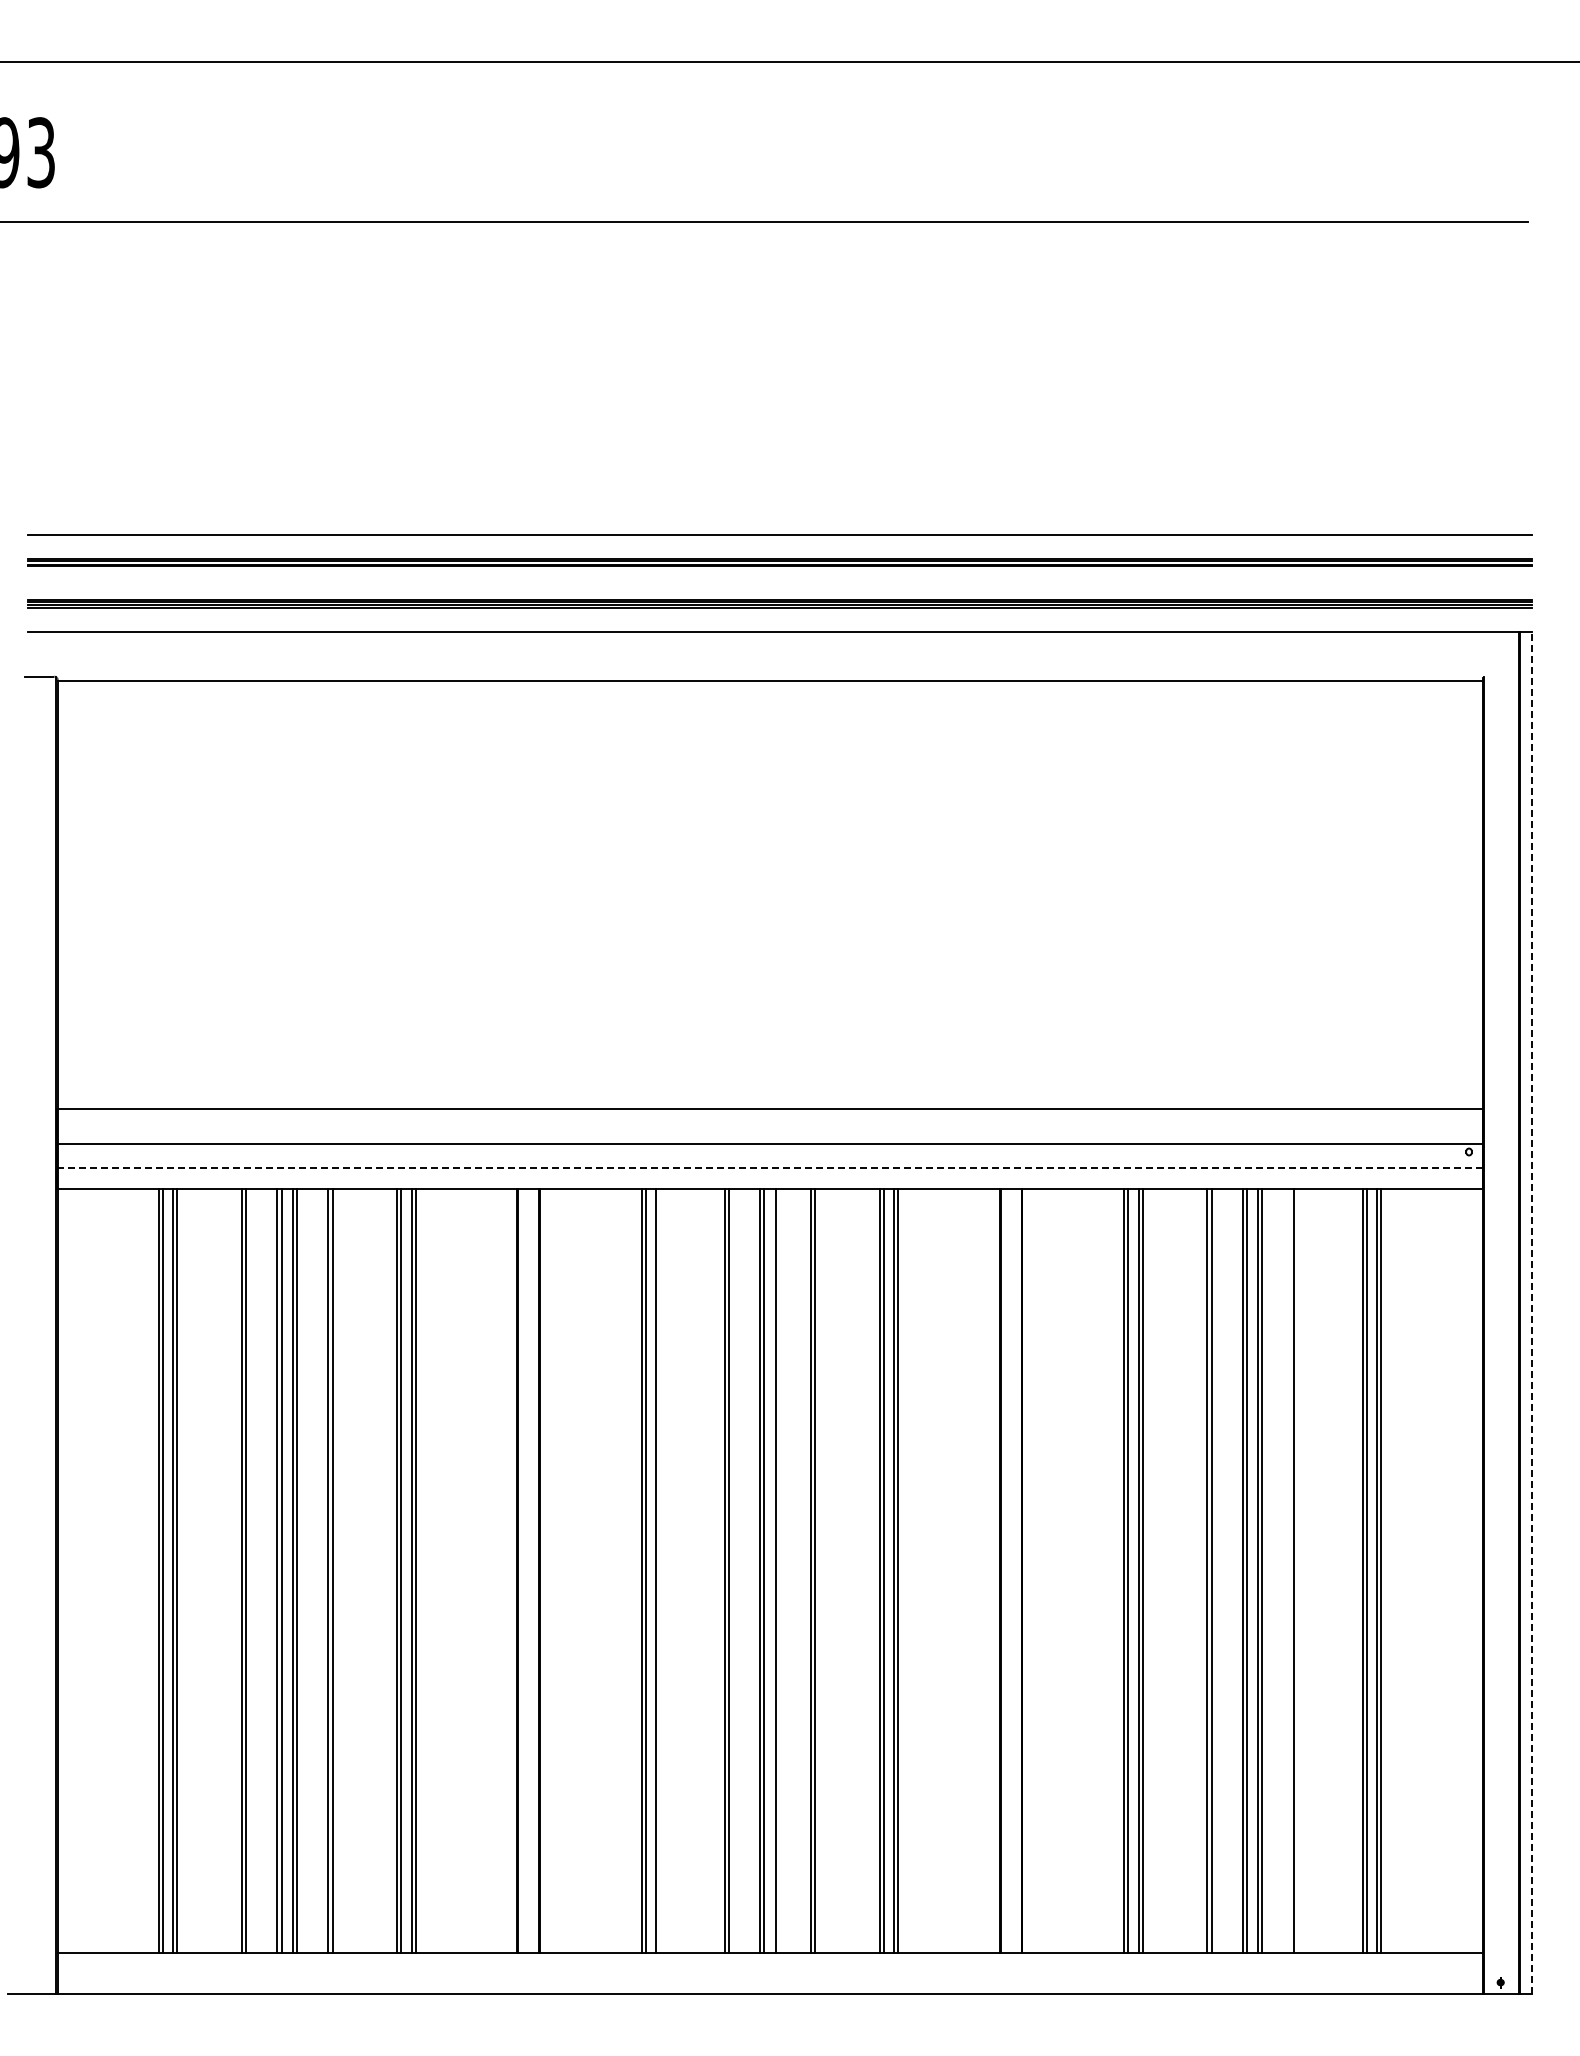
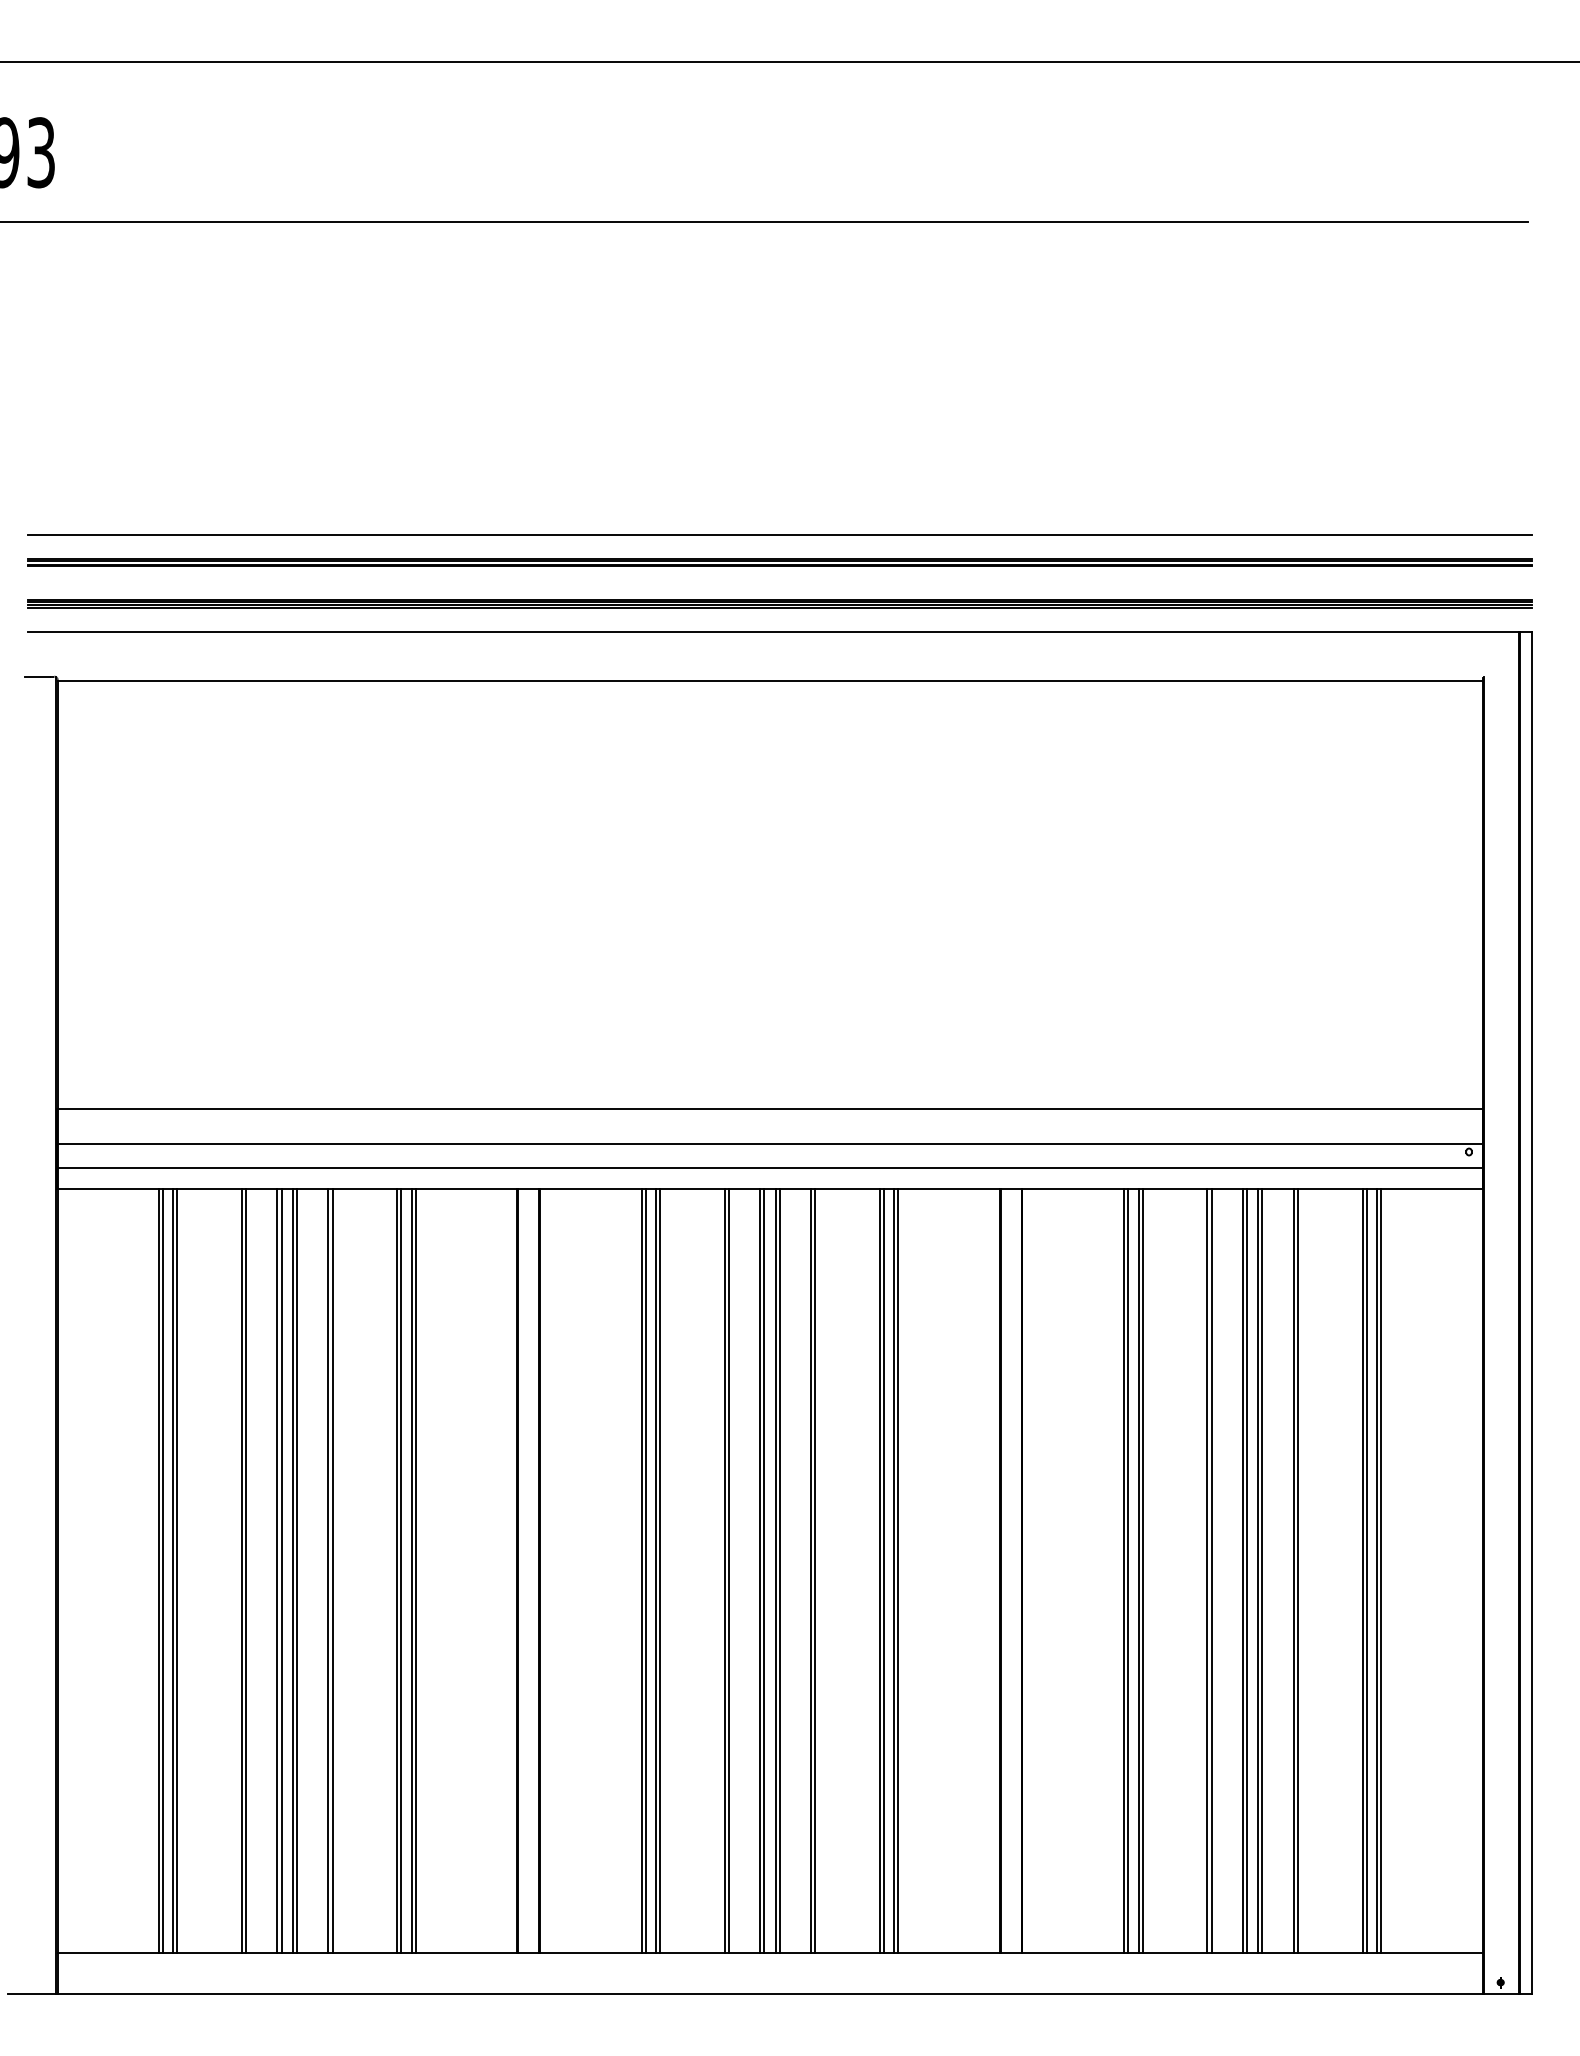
line: dashed -> solid (769, 1168)
line: dashed -> solid (1532, 1313)
line: none -> present (659, 1570)
line: none -> present (779, 1570)
line: none -> present (1298, 1570)
